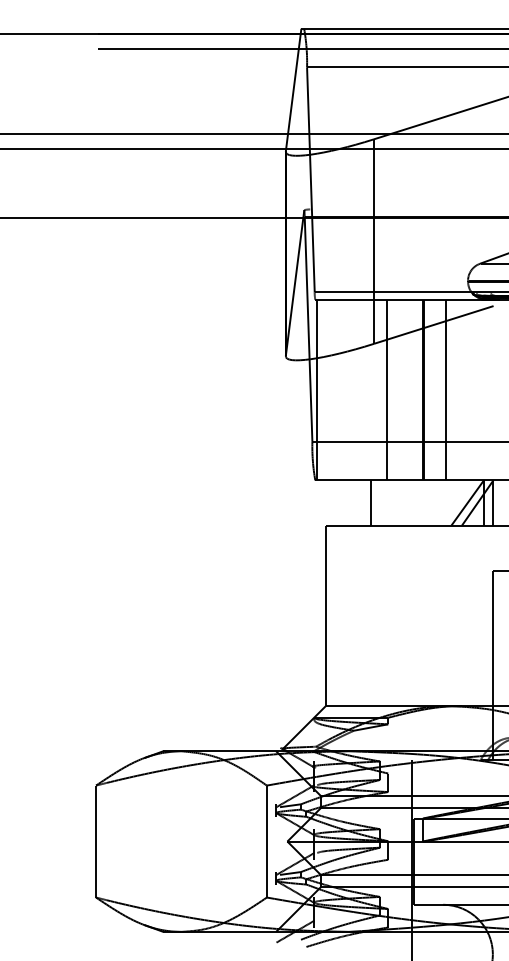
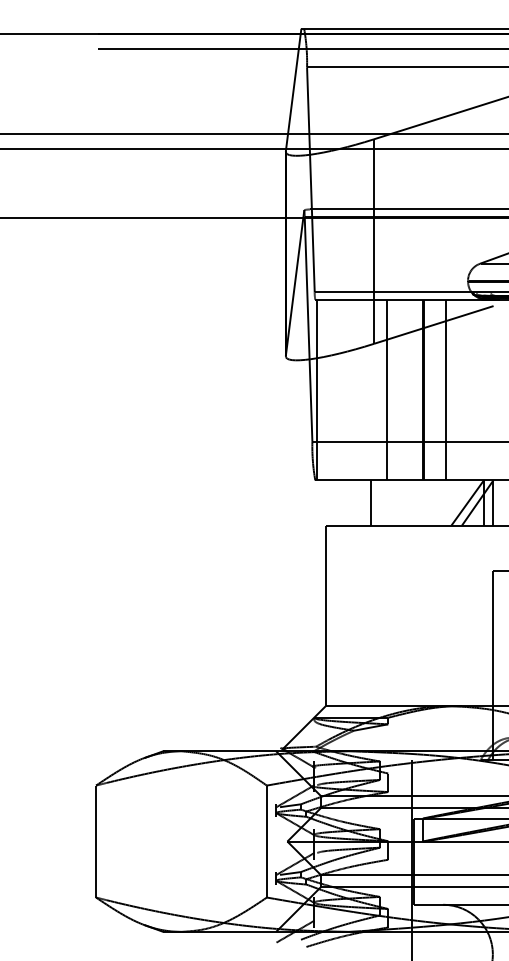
line: none -> present (407, 209)
